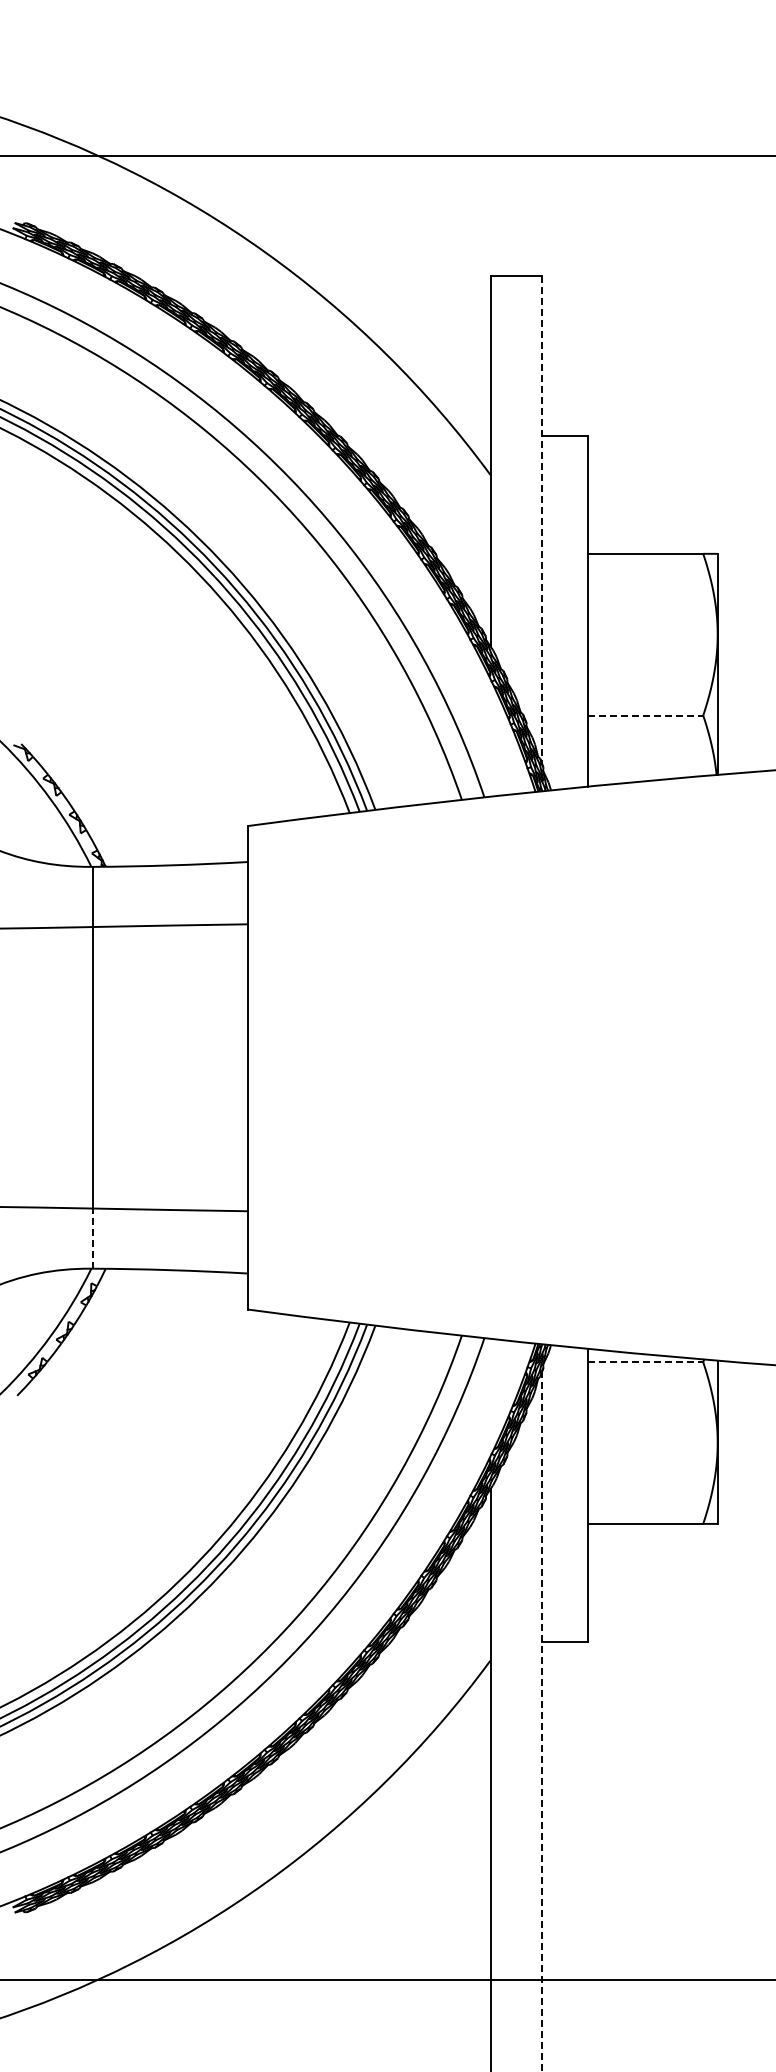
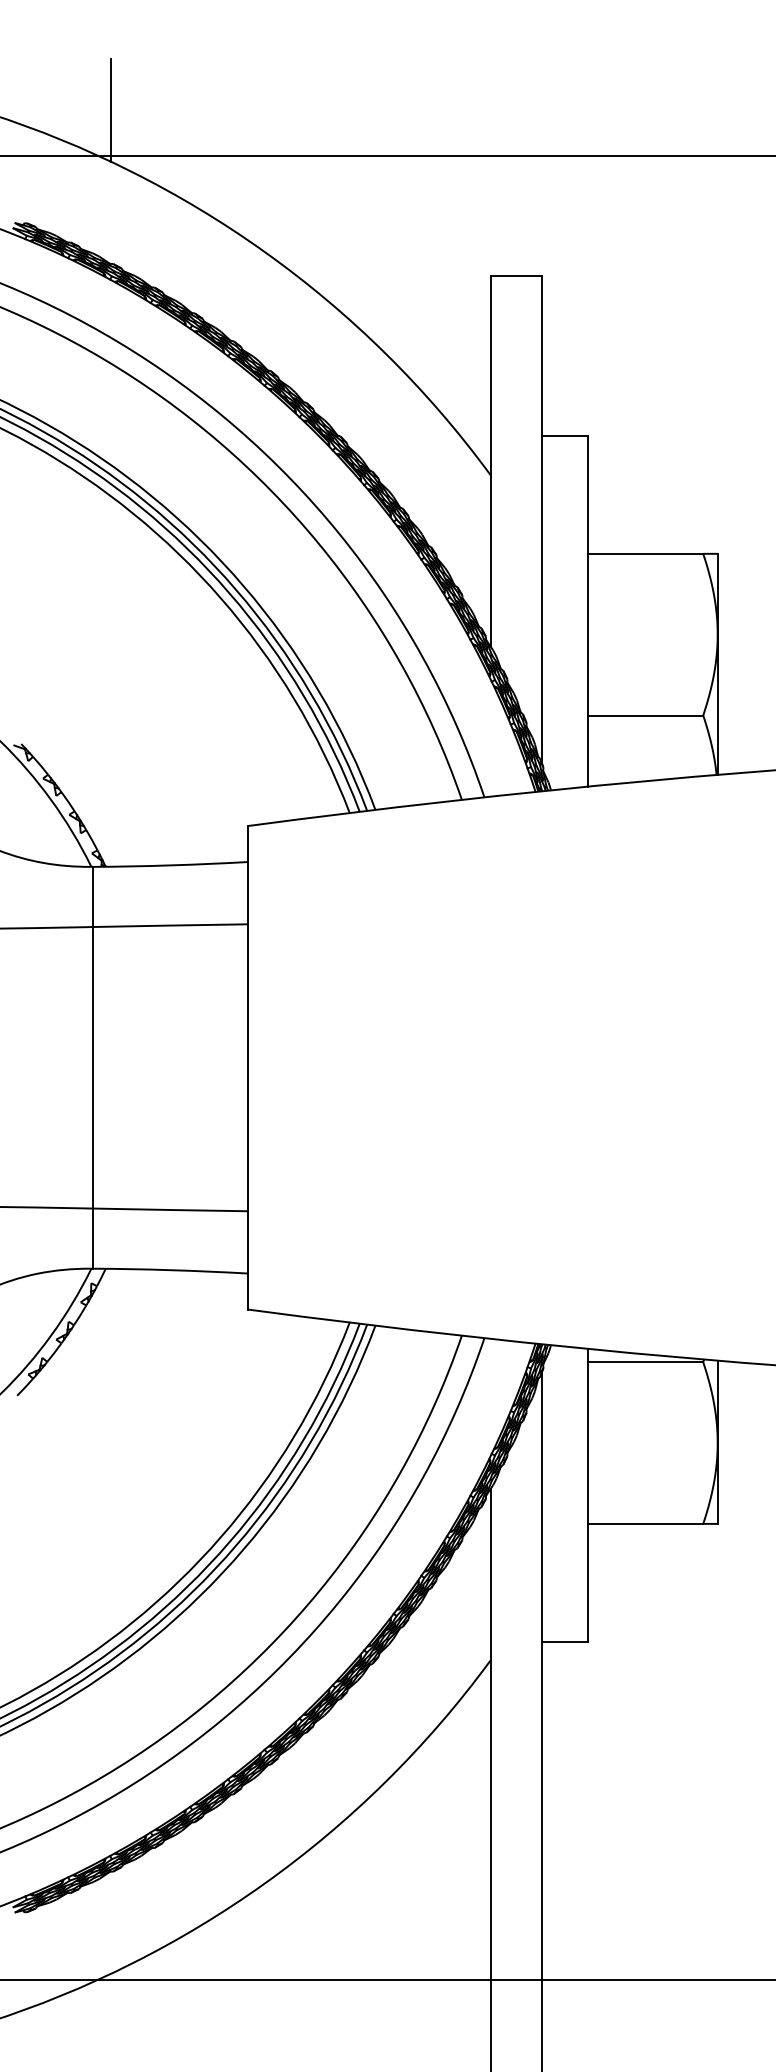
line: none -> present (110, 109)
line: dashed -> solid (542, 520)
line: dashed -> solid (646, 715)
line: dashed -> solid (93, 1238)
line: dashed -> solid (646, 1362)
line: dashed -> solid (542, 1721)
